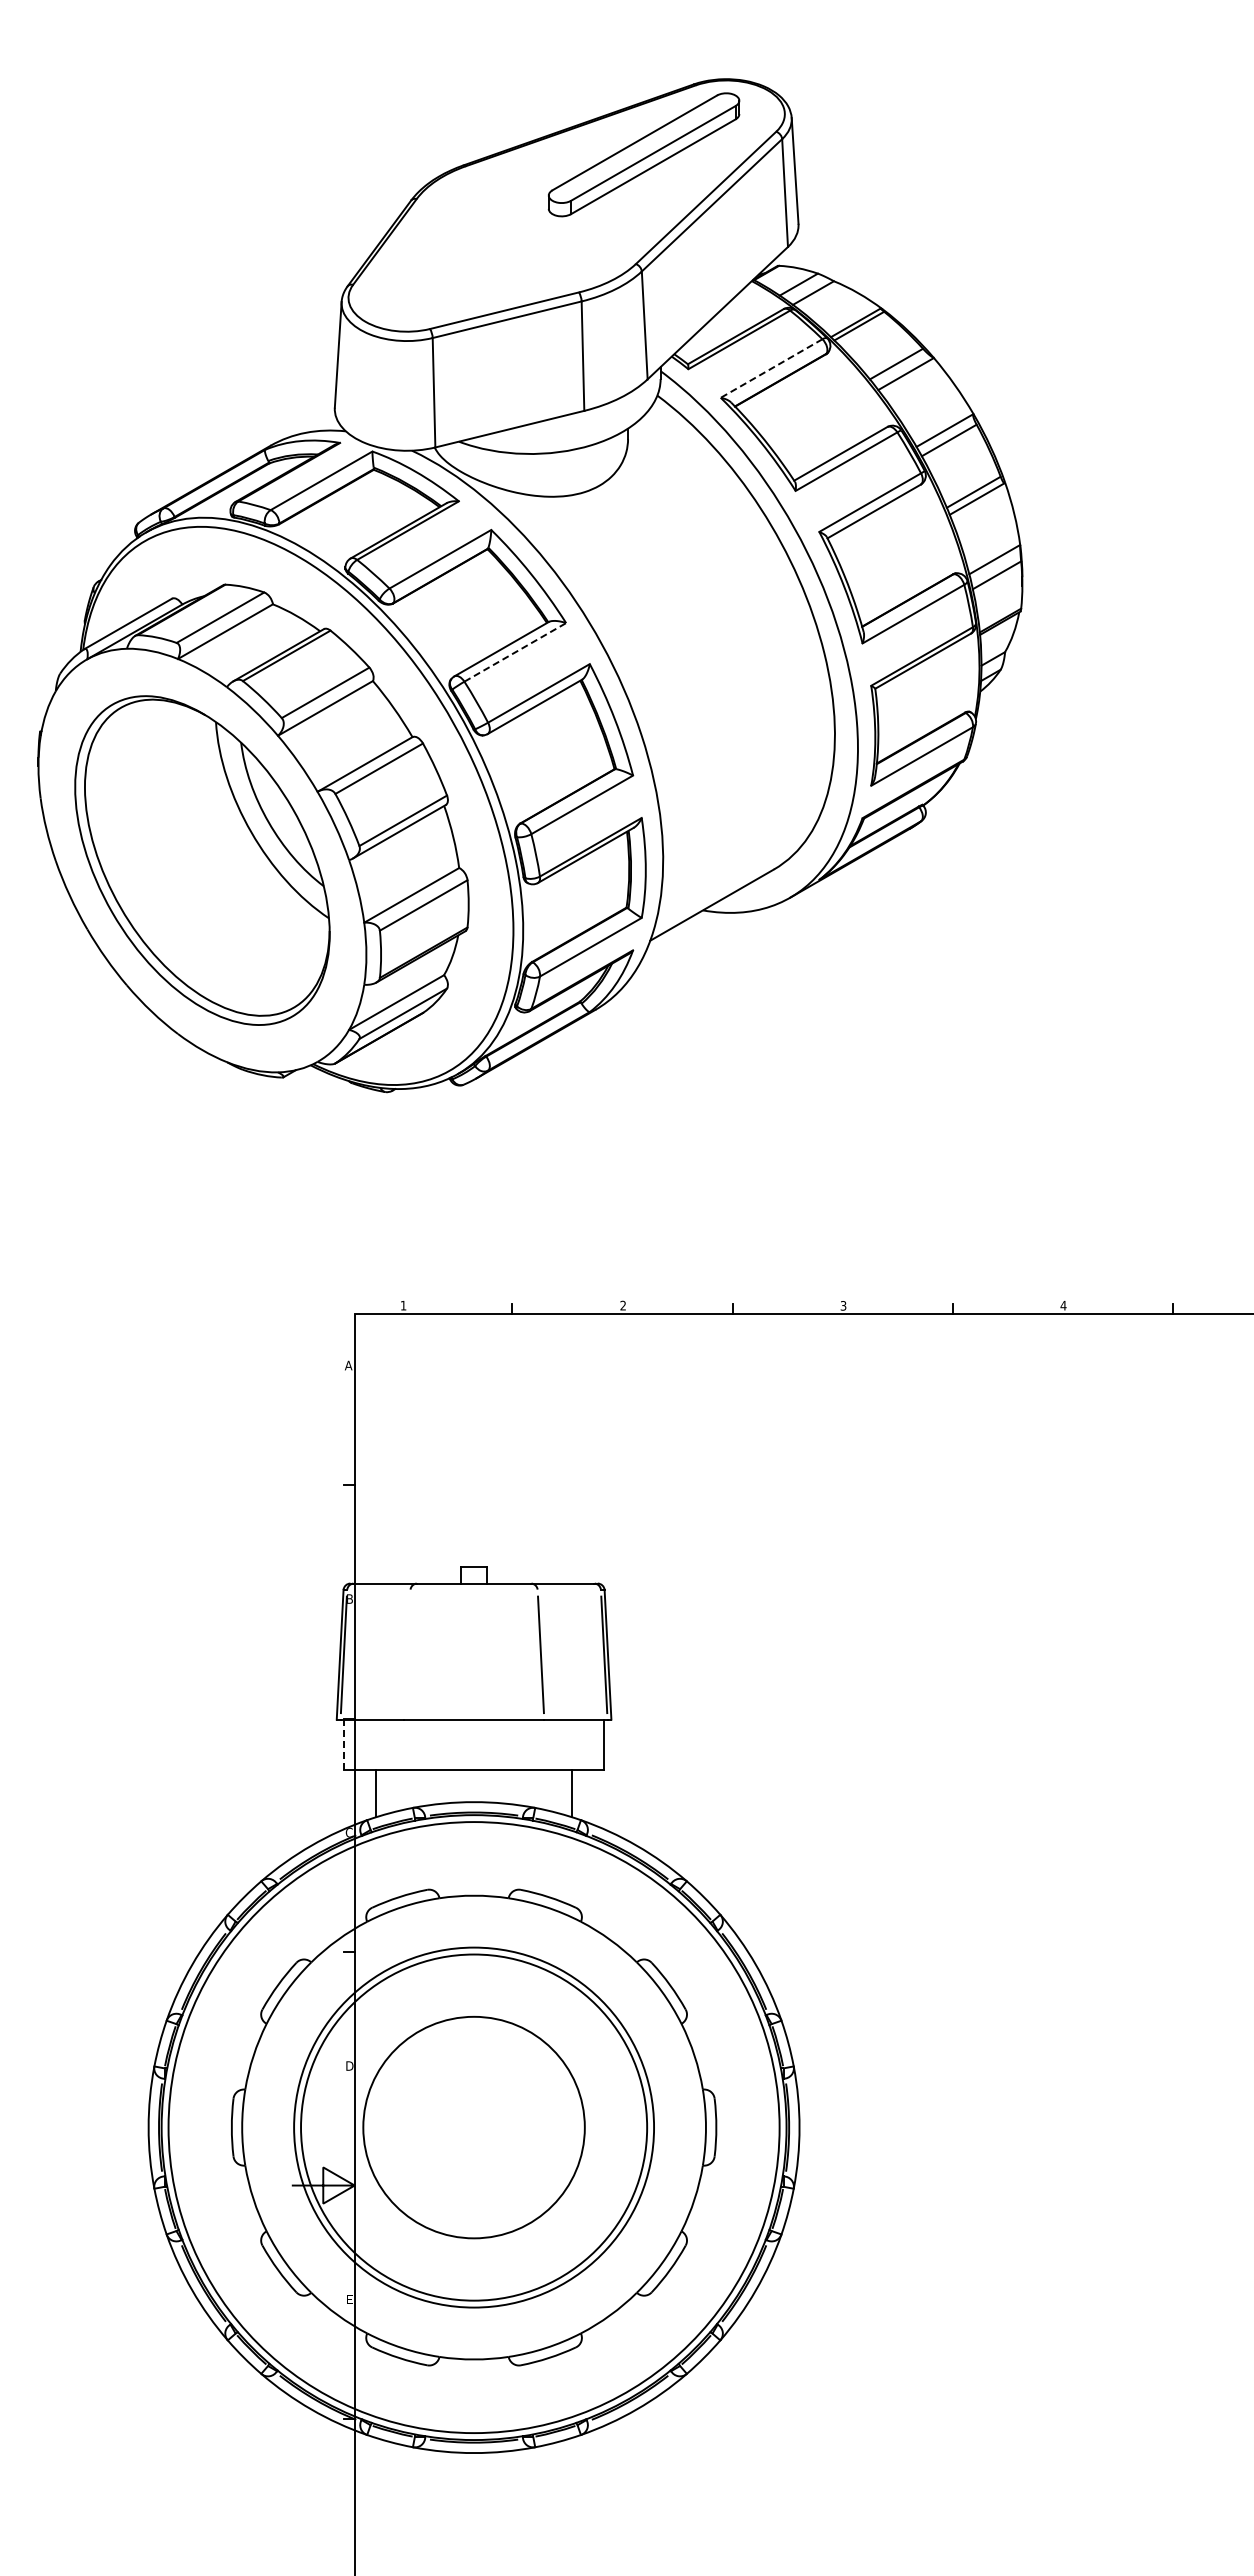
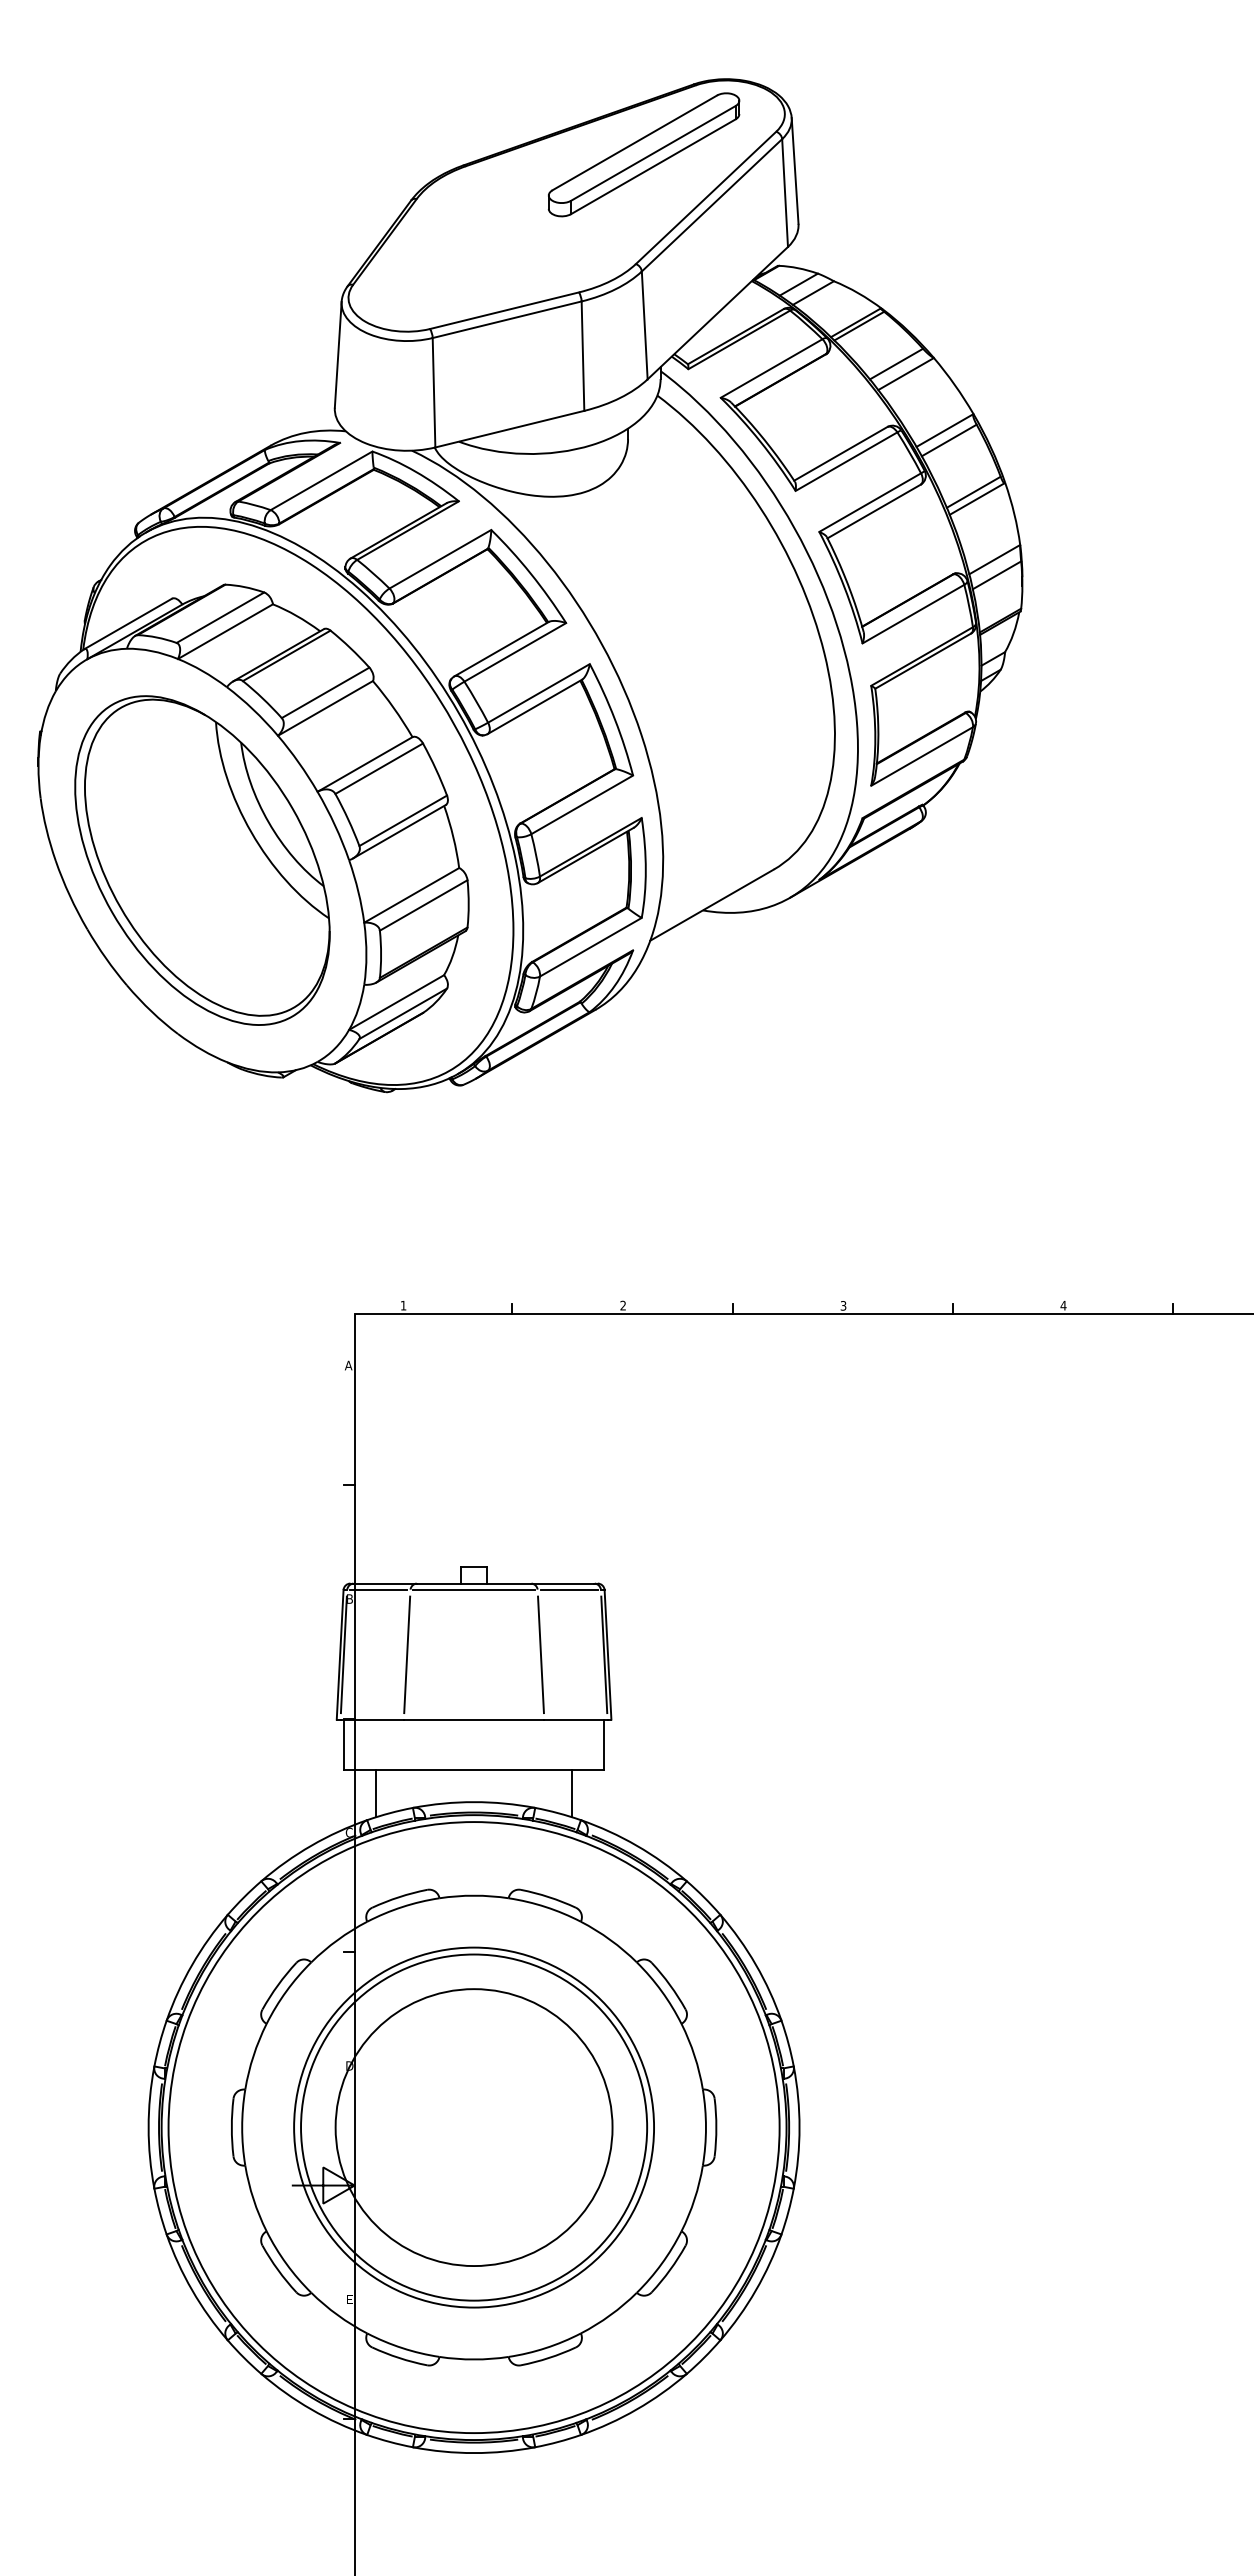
line: dashed -> solid (771, 368)
line: dashed -> solid (515, 652)
line: none -> present (378, 1590)
line: none -> present (474, 1590)
line: none -> present (568, 1590)
line: none -> present (407, 1654)
line: dashed -> solid (343, 1744)
circle diameter: 222 px -> 277 px (473, 2127)
